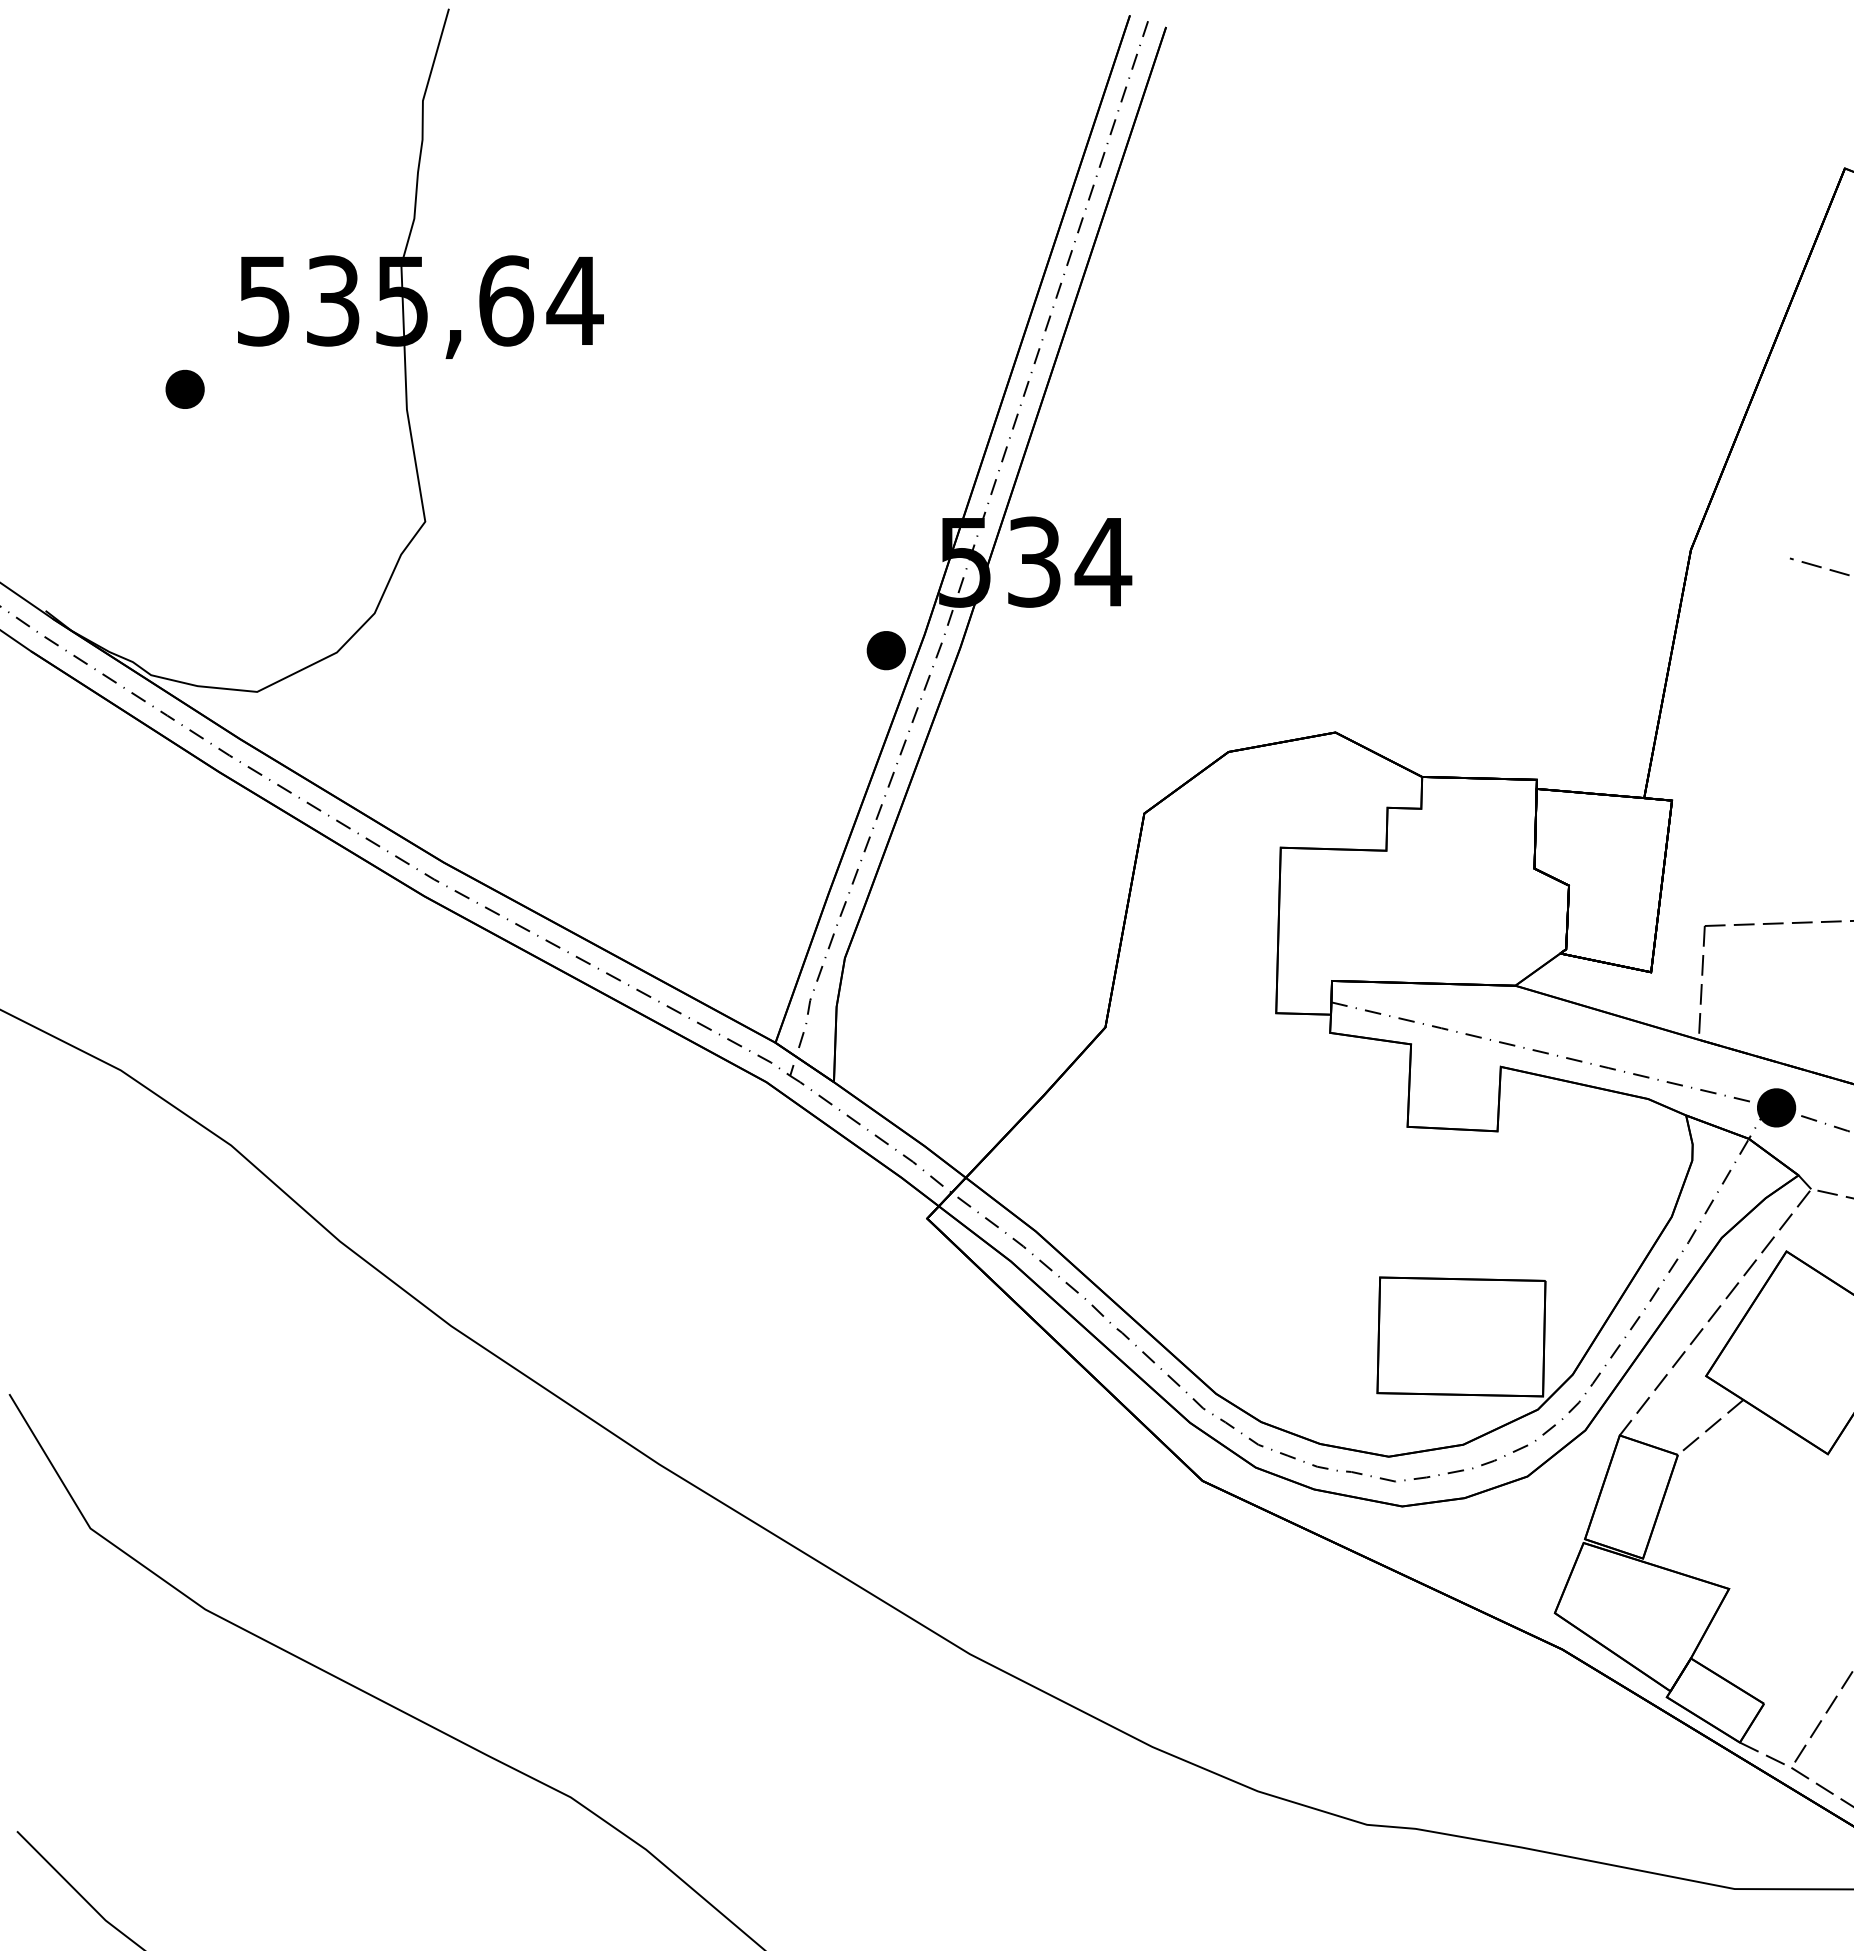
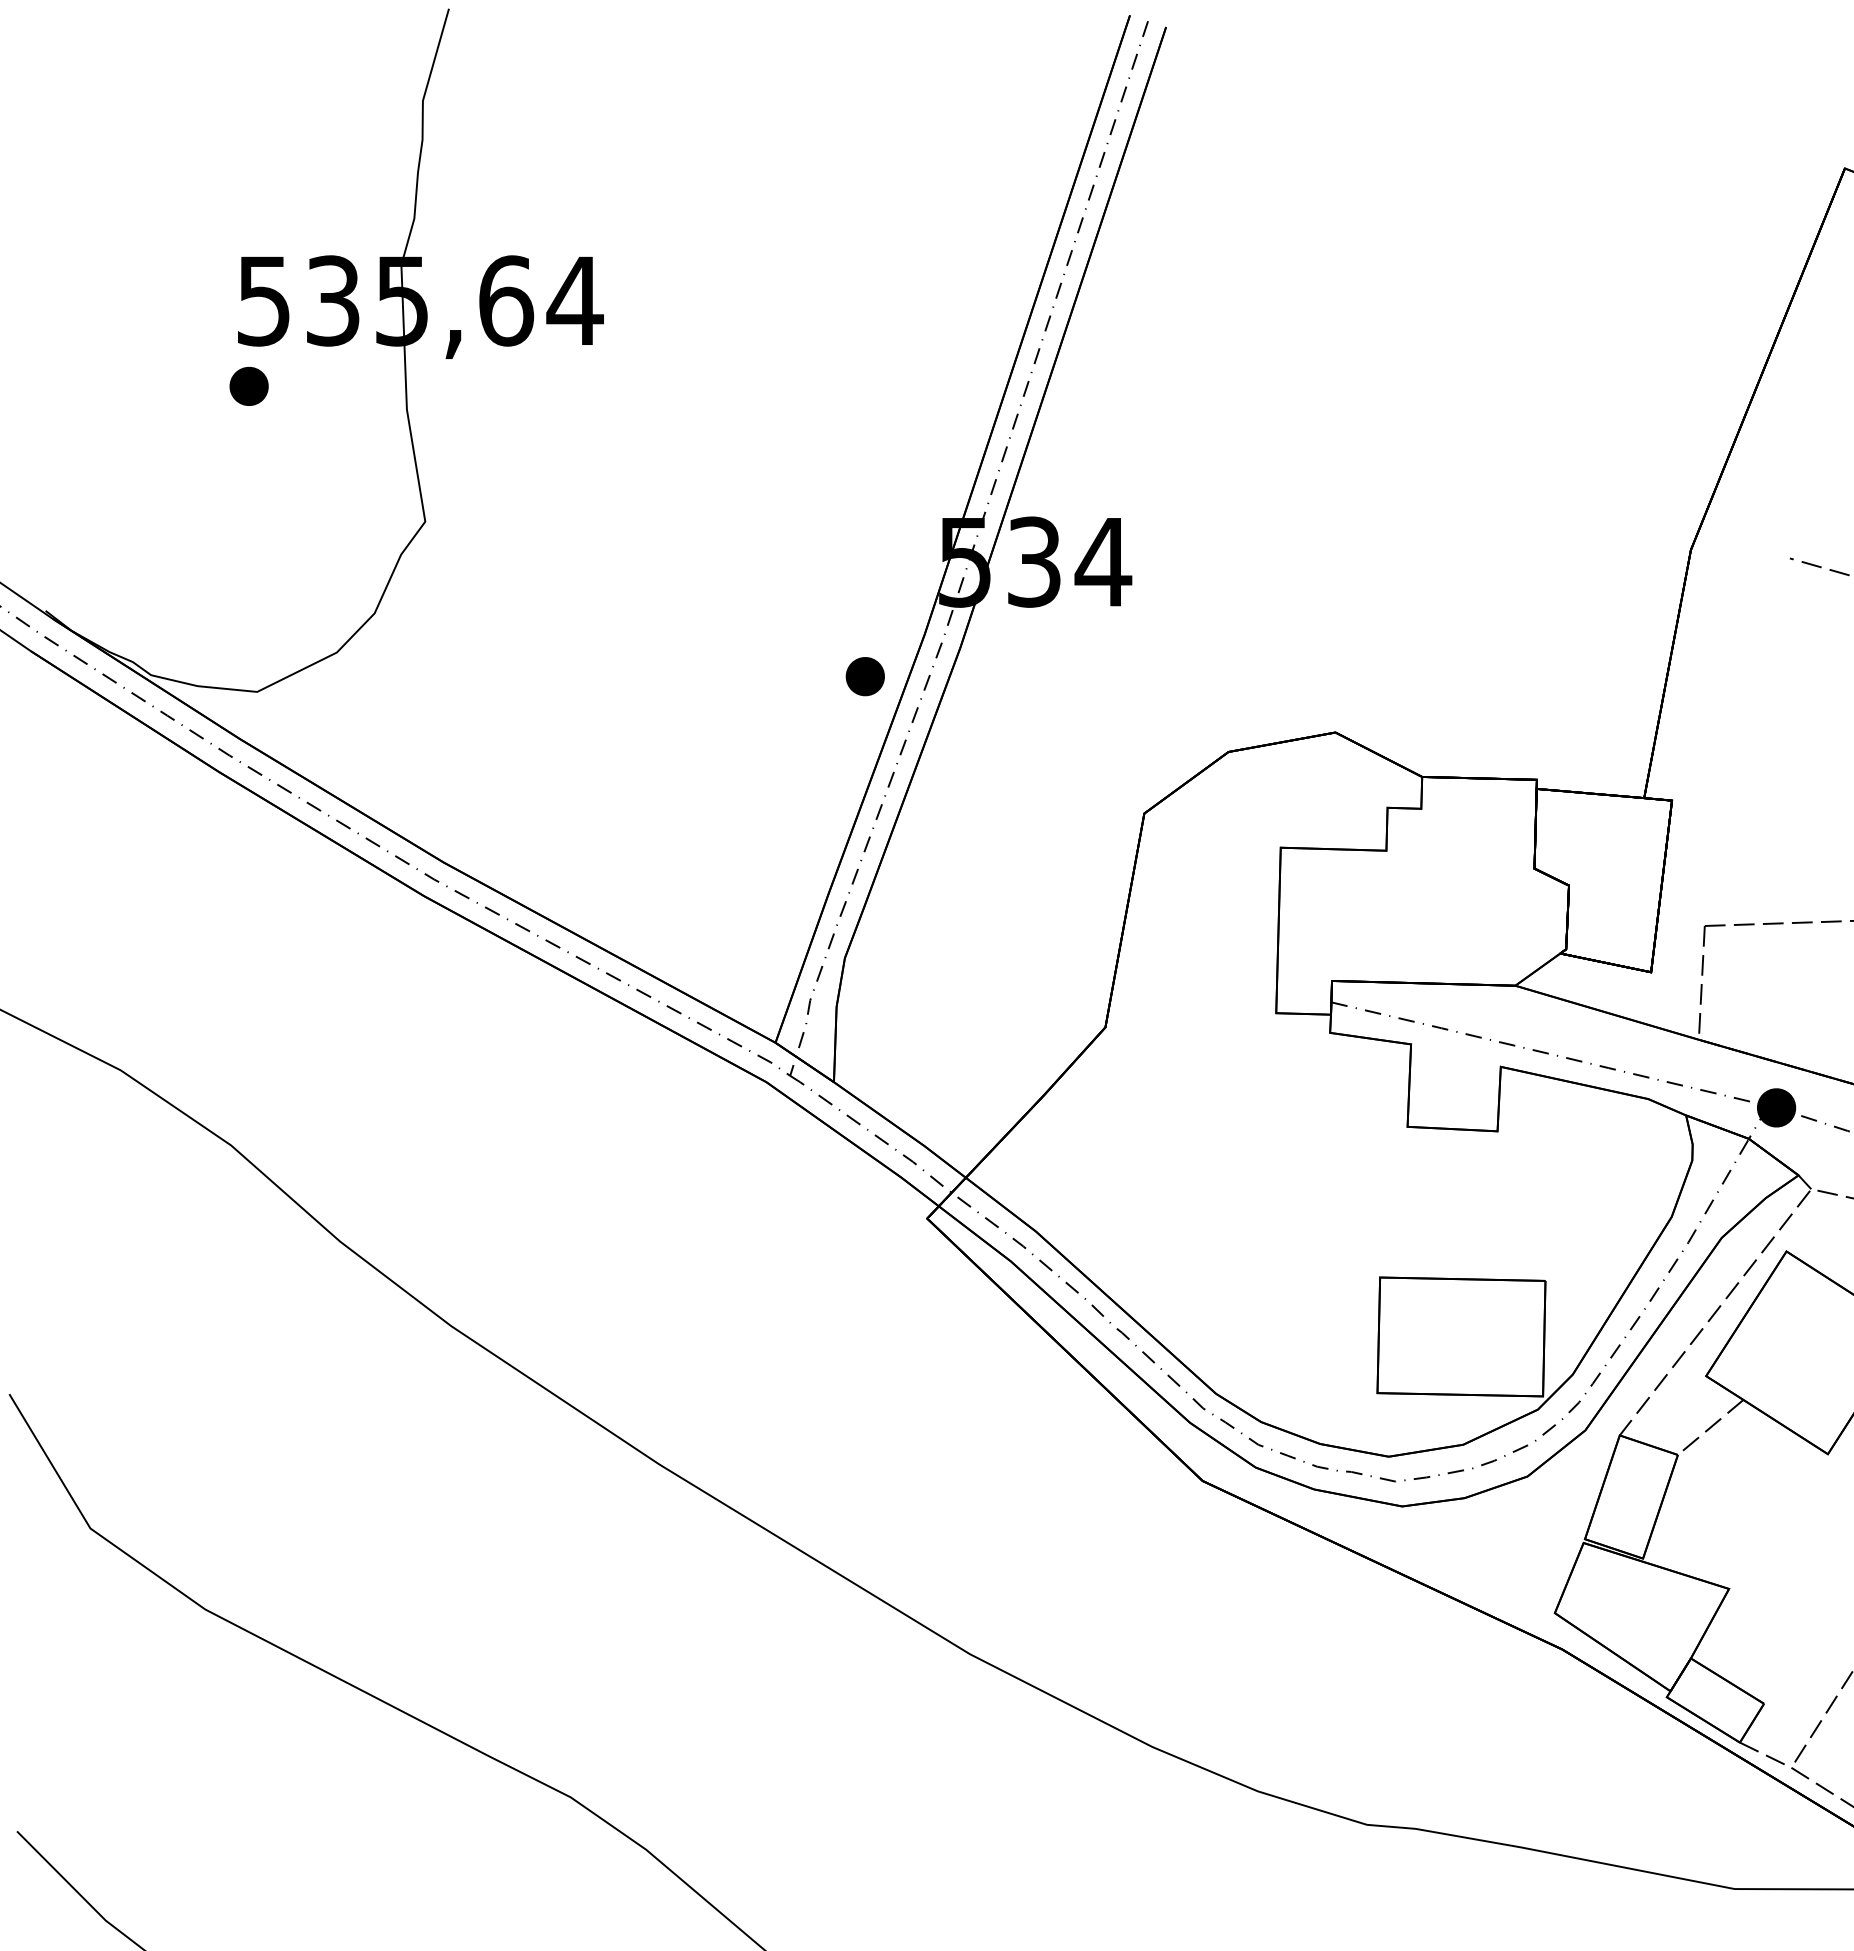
part position: (184, 388) -> (248, 385) (248, 385)
part position: (885, 650) -> (864, 676) (864, 676)
